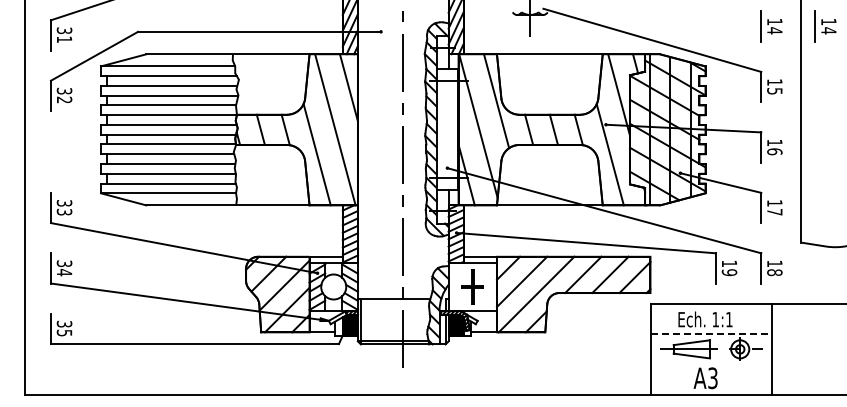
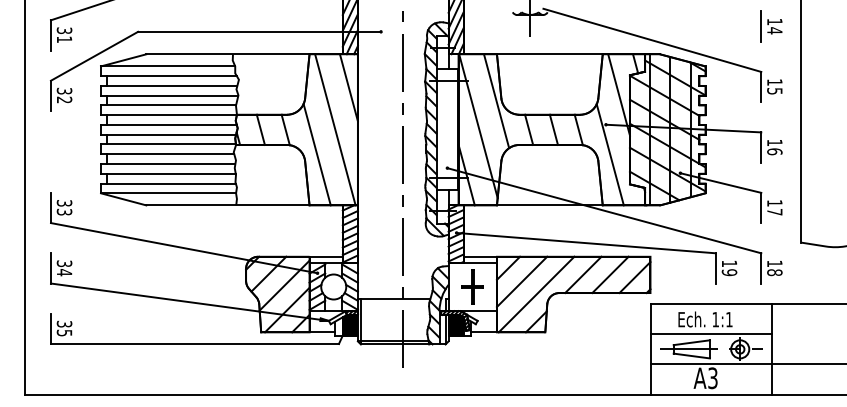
part: present -> none (825, 26)
line: dashed -> solid (712, 334)
line: none -> present (747, 364)
